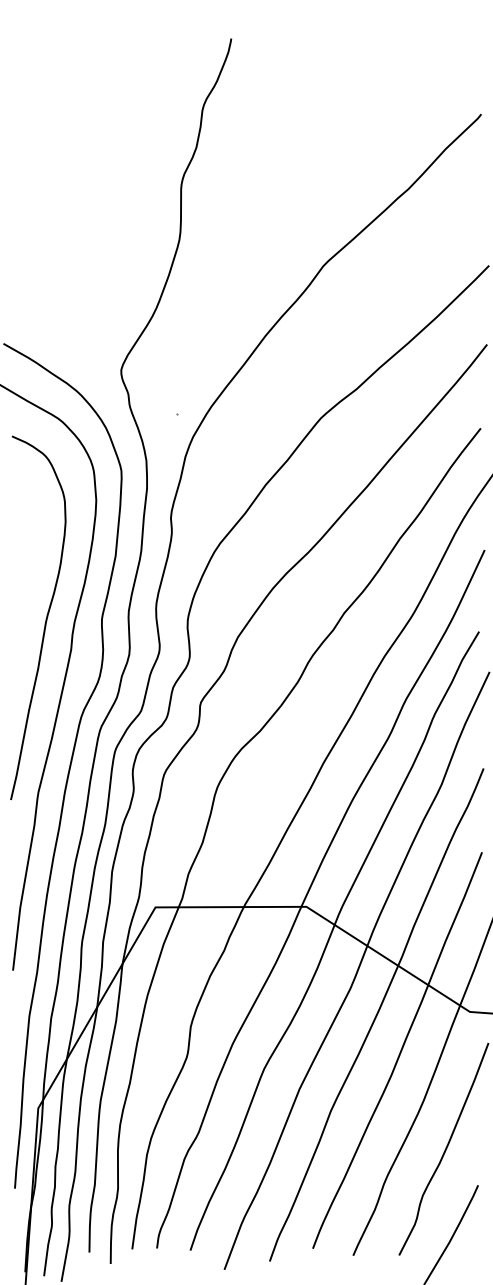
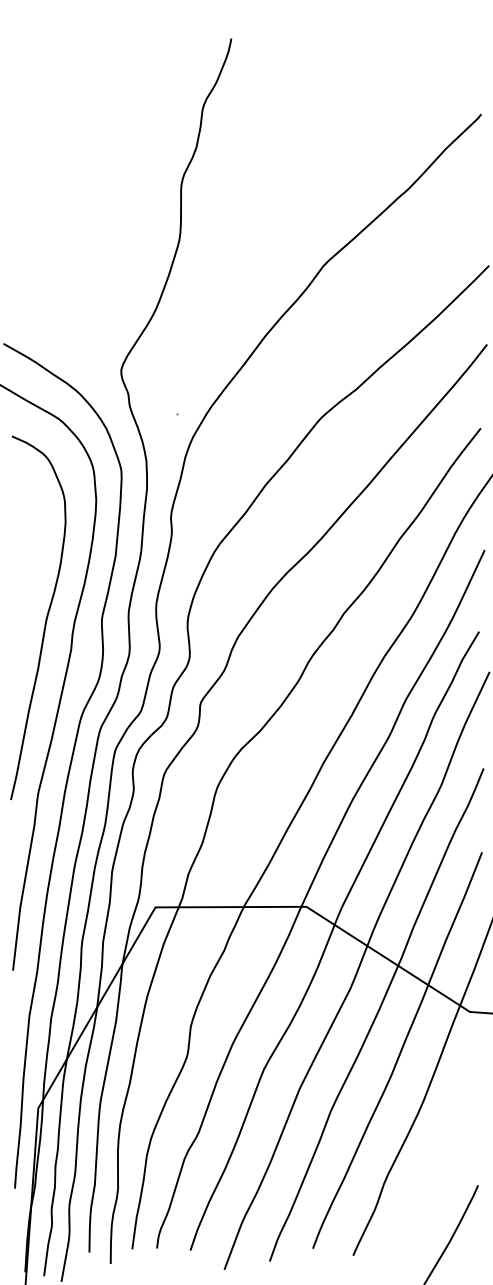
curve: present -> none (444, 1149)
